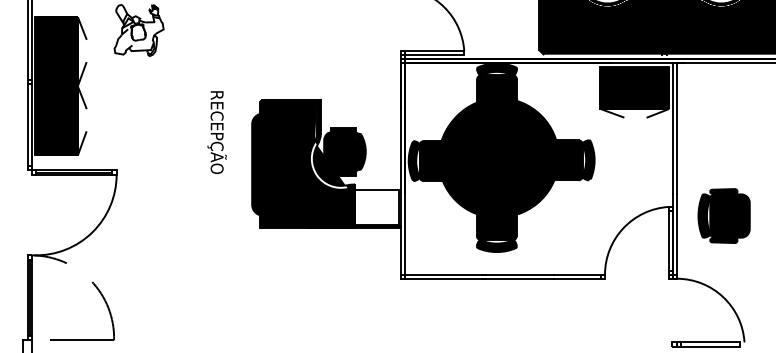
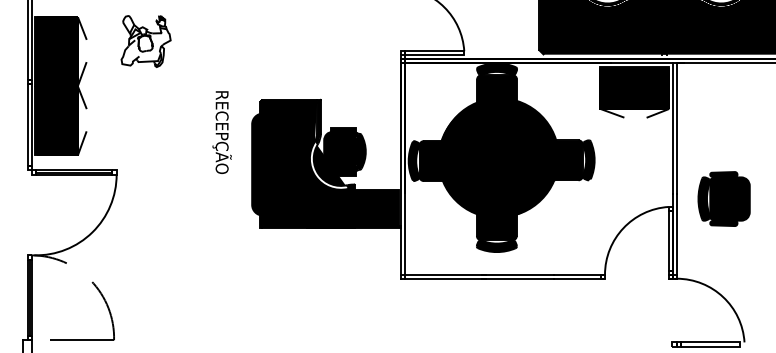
part position: (138, 30) -> (145, 41) (145, 41)
text position: (216, 132) -> (221, 132) (221, 132)
fill: none -> present (376, 207)
part position: (723, 215) -> (723, 198) (723, 198)
